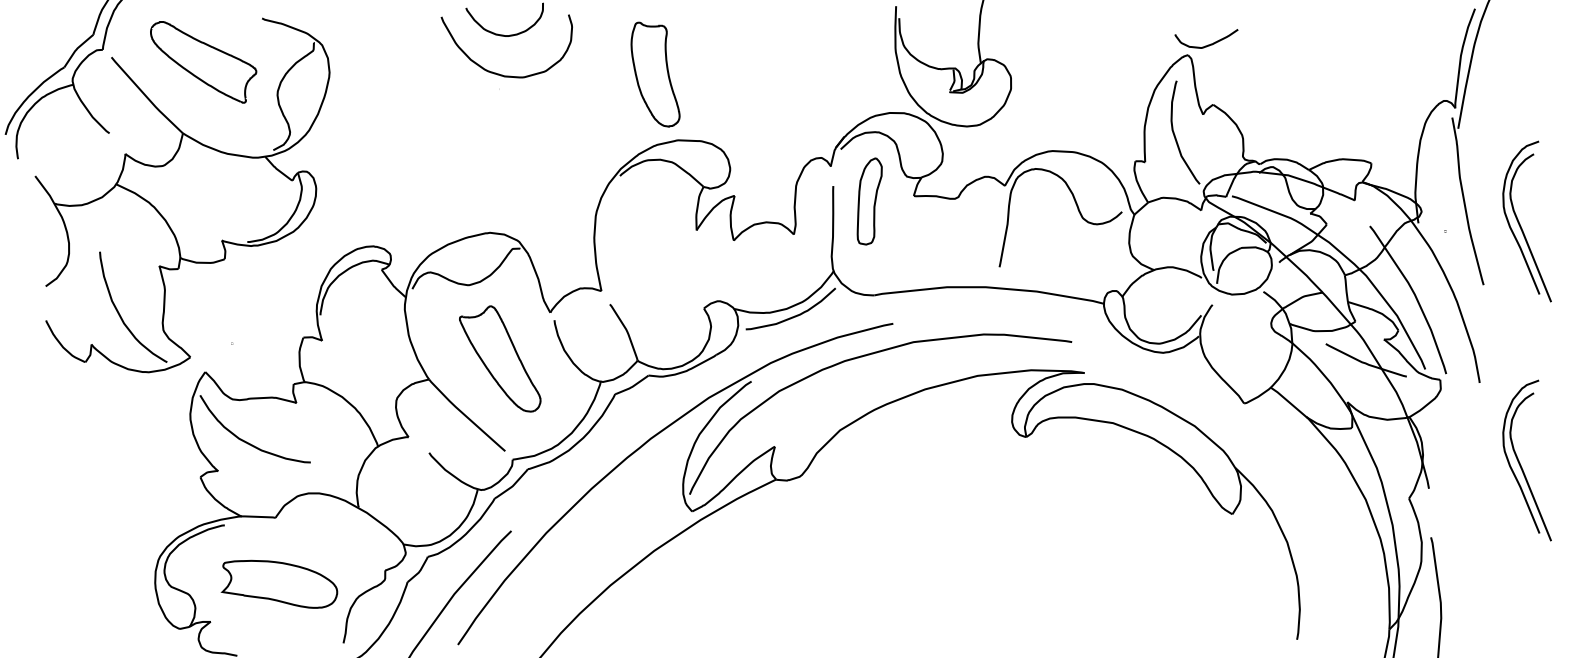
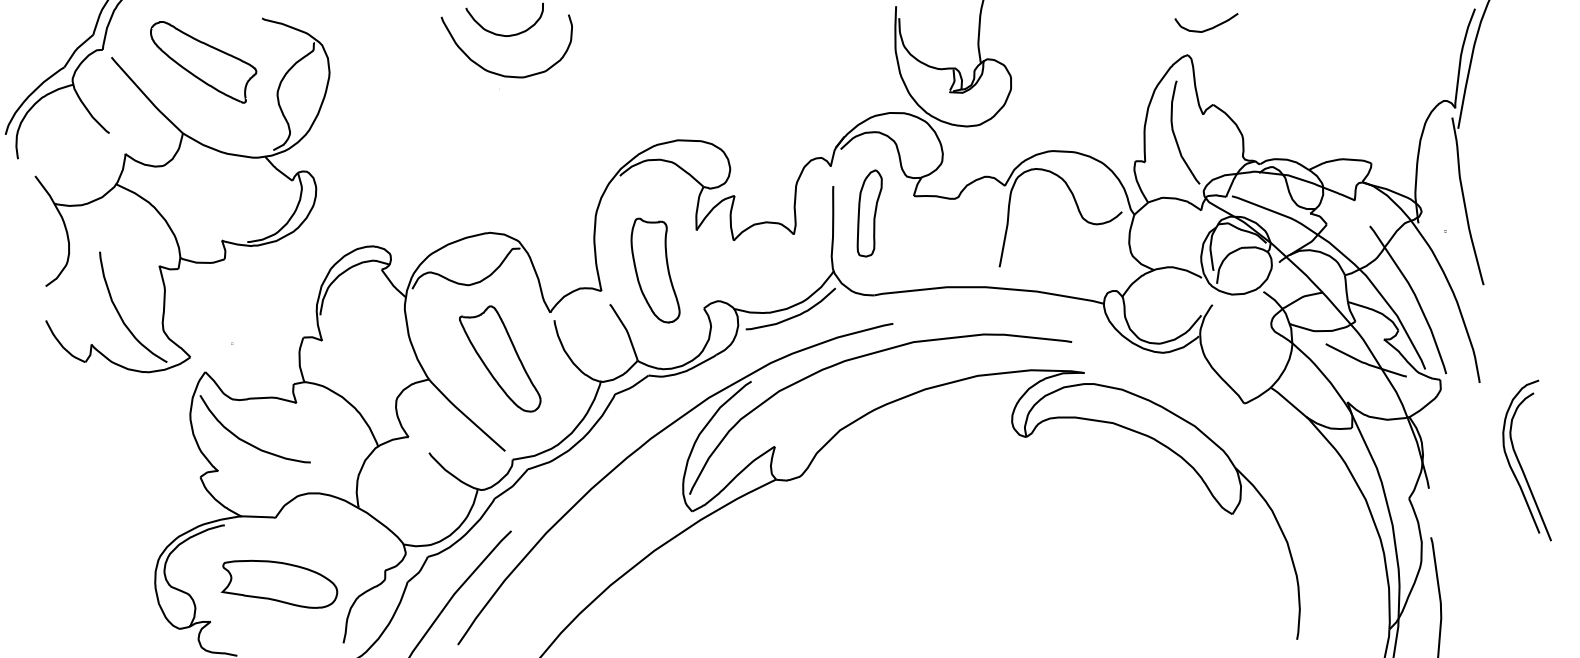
curve position: (1208, 44) -> (1208, 28) (1208, 28)
part position: (655, 74) -> (655, 270) (655, 270)
part position: (869, 201) -> (869, 213) (869, 213)
part: present -> none (1520, 223)
